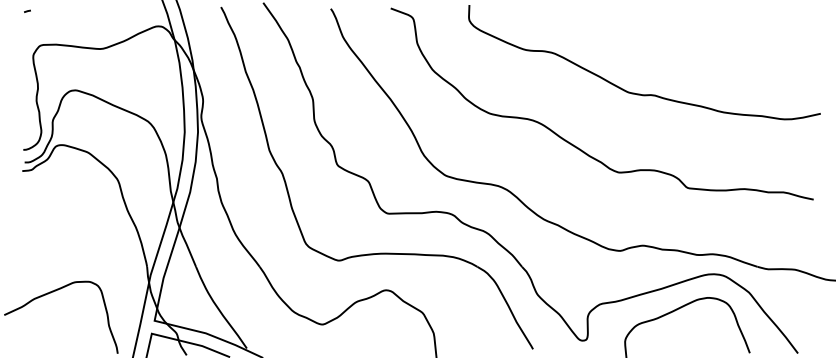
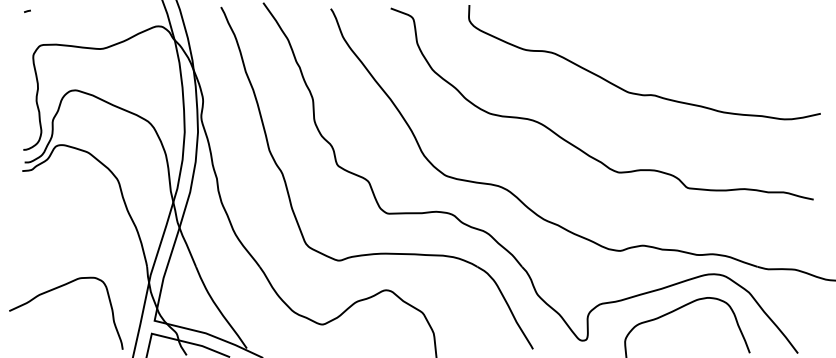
curve position: (53, 292) -> (58, 288) (58, 288)
